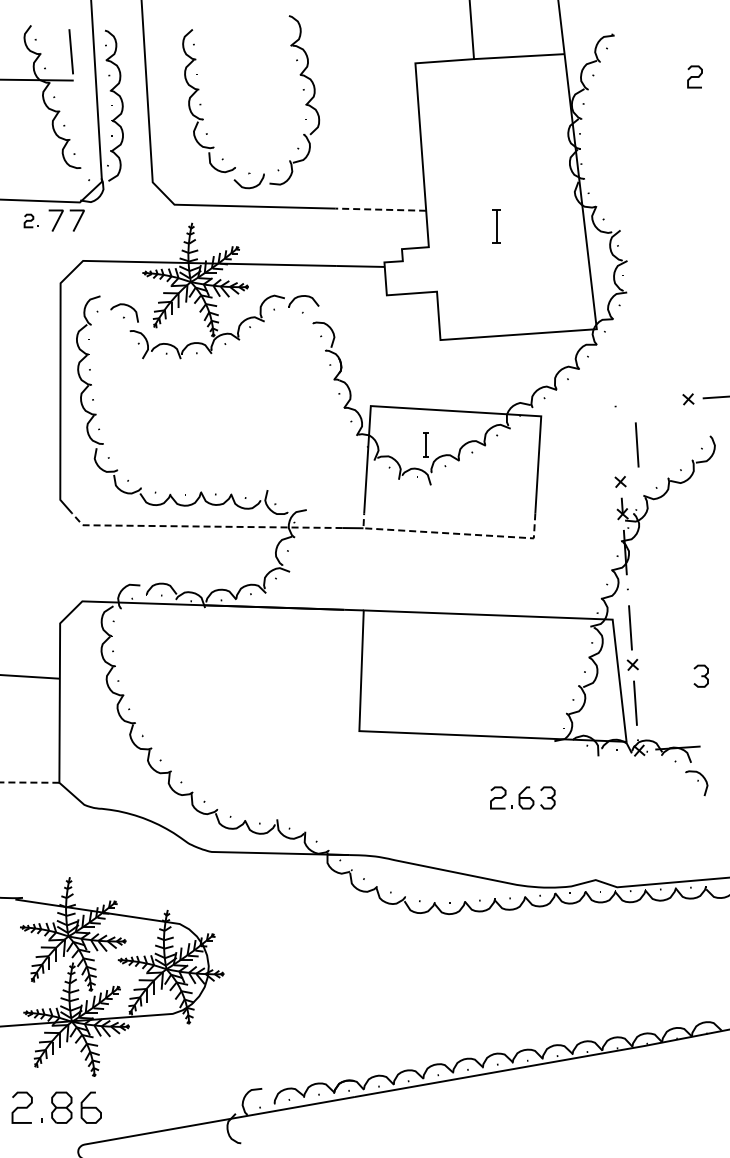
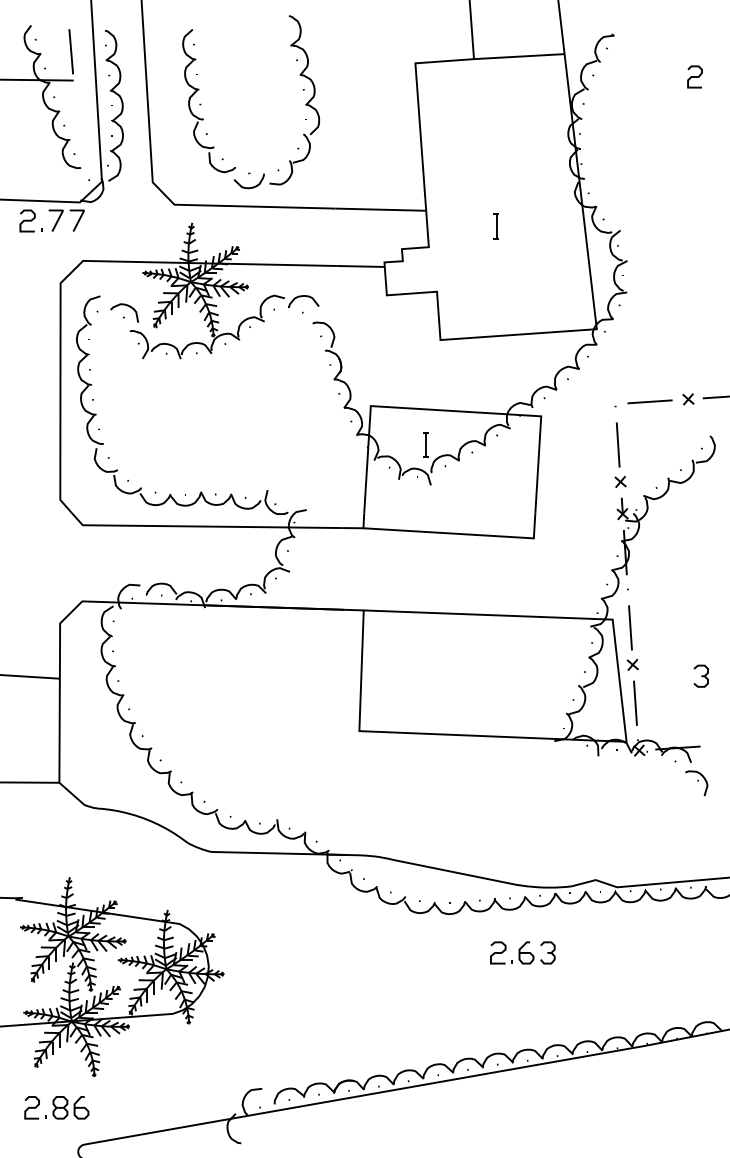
line: dashed -> solid (380, 209)
part size: 16x16 px -> 24x24 px (30, 220)
part size: 9x35 px -> 6x27 px (495, 226)
line: none -> present (649, 401)
line position: (637, 444) -> (618, 444) (618, 444)
line: dashed -> solid (204, 526)
line: dashed -> solid (454, 533)
line: dashed -> solid (29, 782)
part position: (522, 797) -> (522, 952) (522, 952)
part size: 91x33 px -> 66x24 px (56, 1107)
